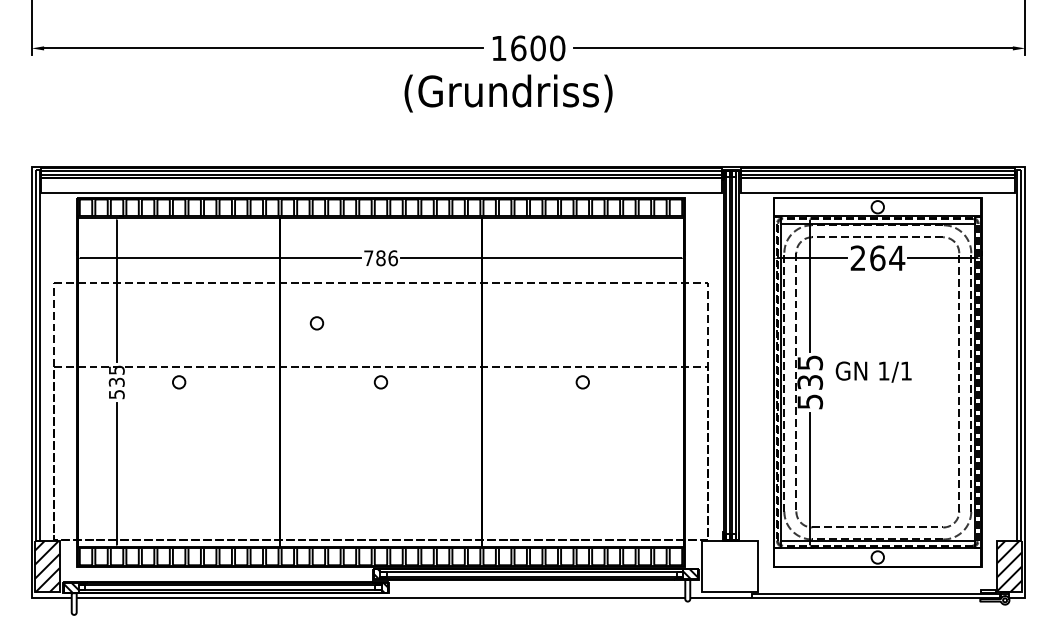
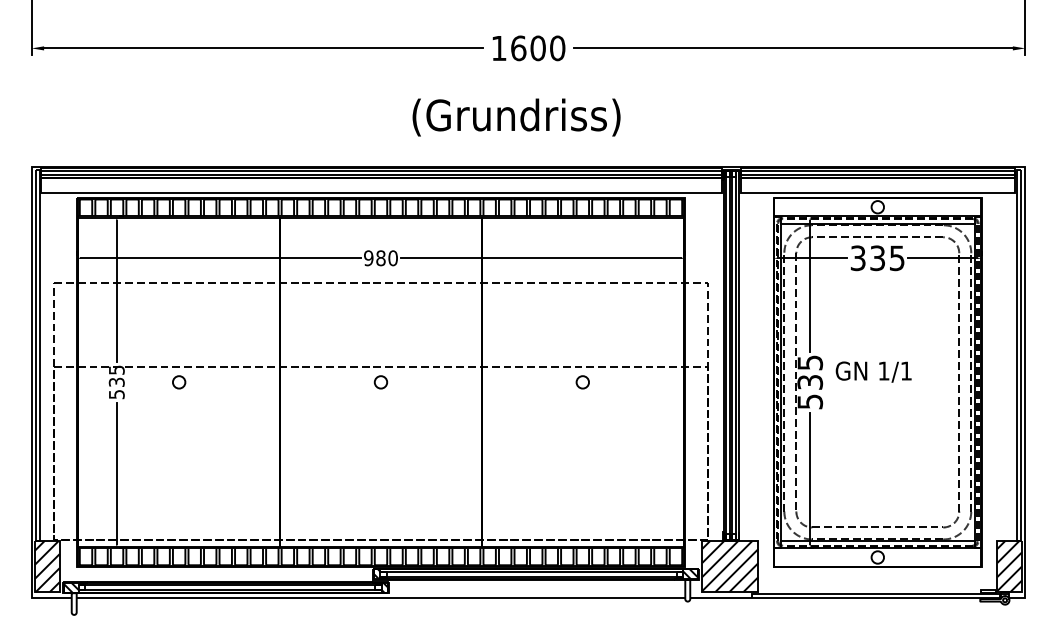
text position: (508, 93) -> (516, 117) (516, 117)
text: 786 -> 980 (380, 258)
text: 264 -> 335 (877, 258)
circle: present -> none (316, 323)
hatch: none -> present (730, 566)
